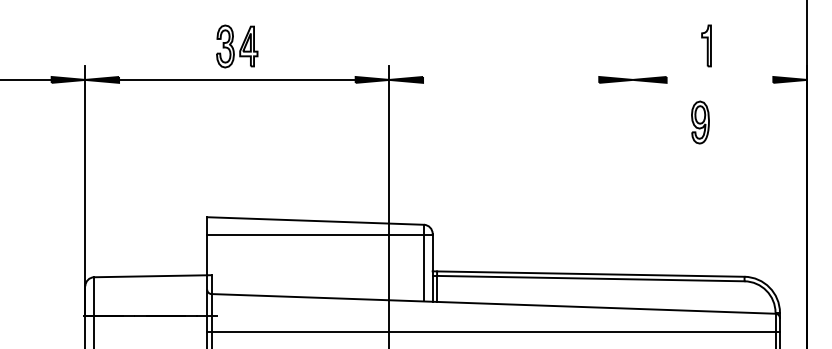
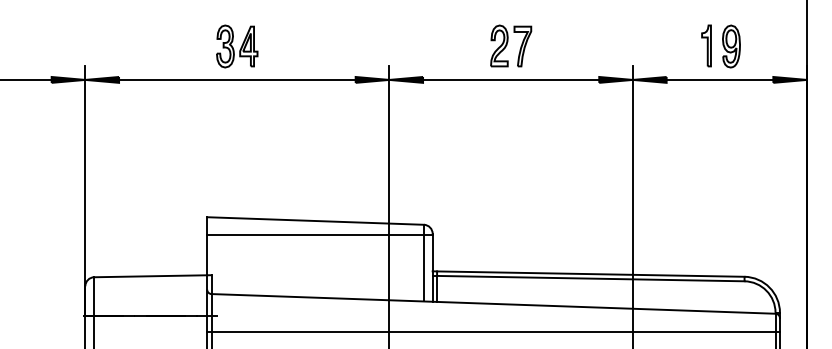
part: none -> present (511, 45)
line: none -> present (511, 79)
line: none -> present (719, 79)
part position: (700, 122) -> (731, 46) (731, 46)
line: none -> present (632, 205)
